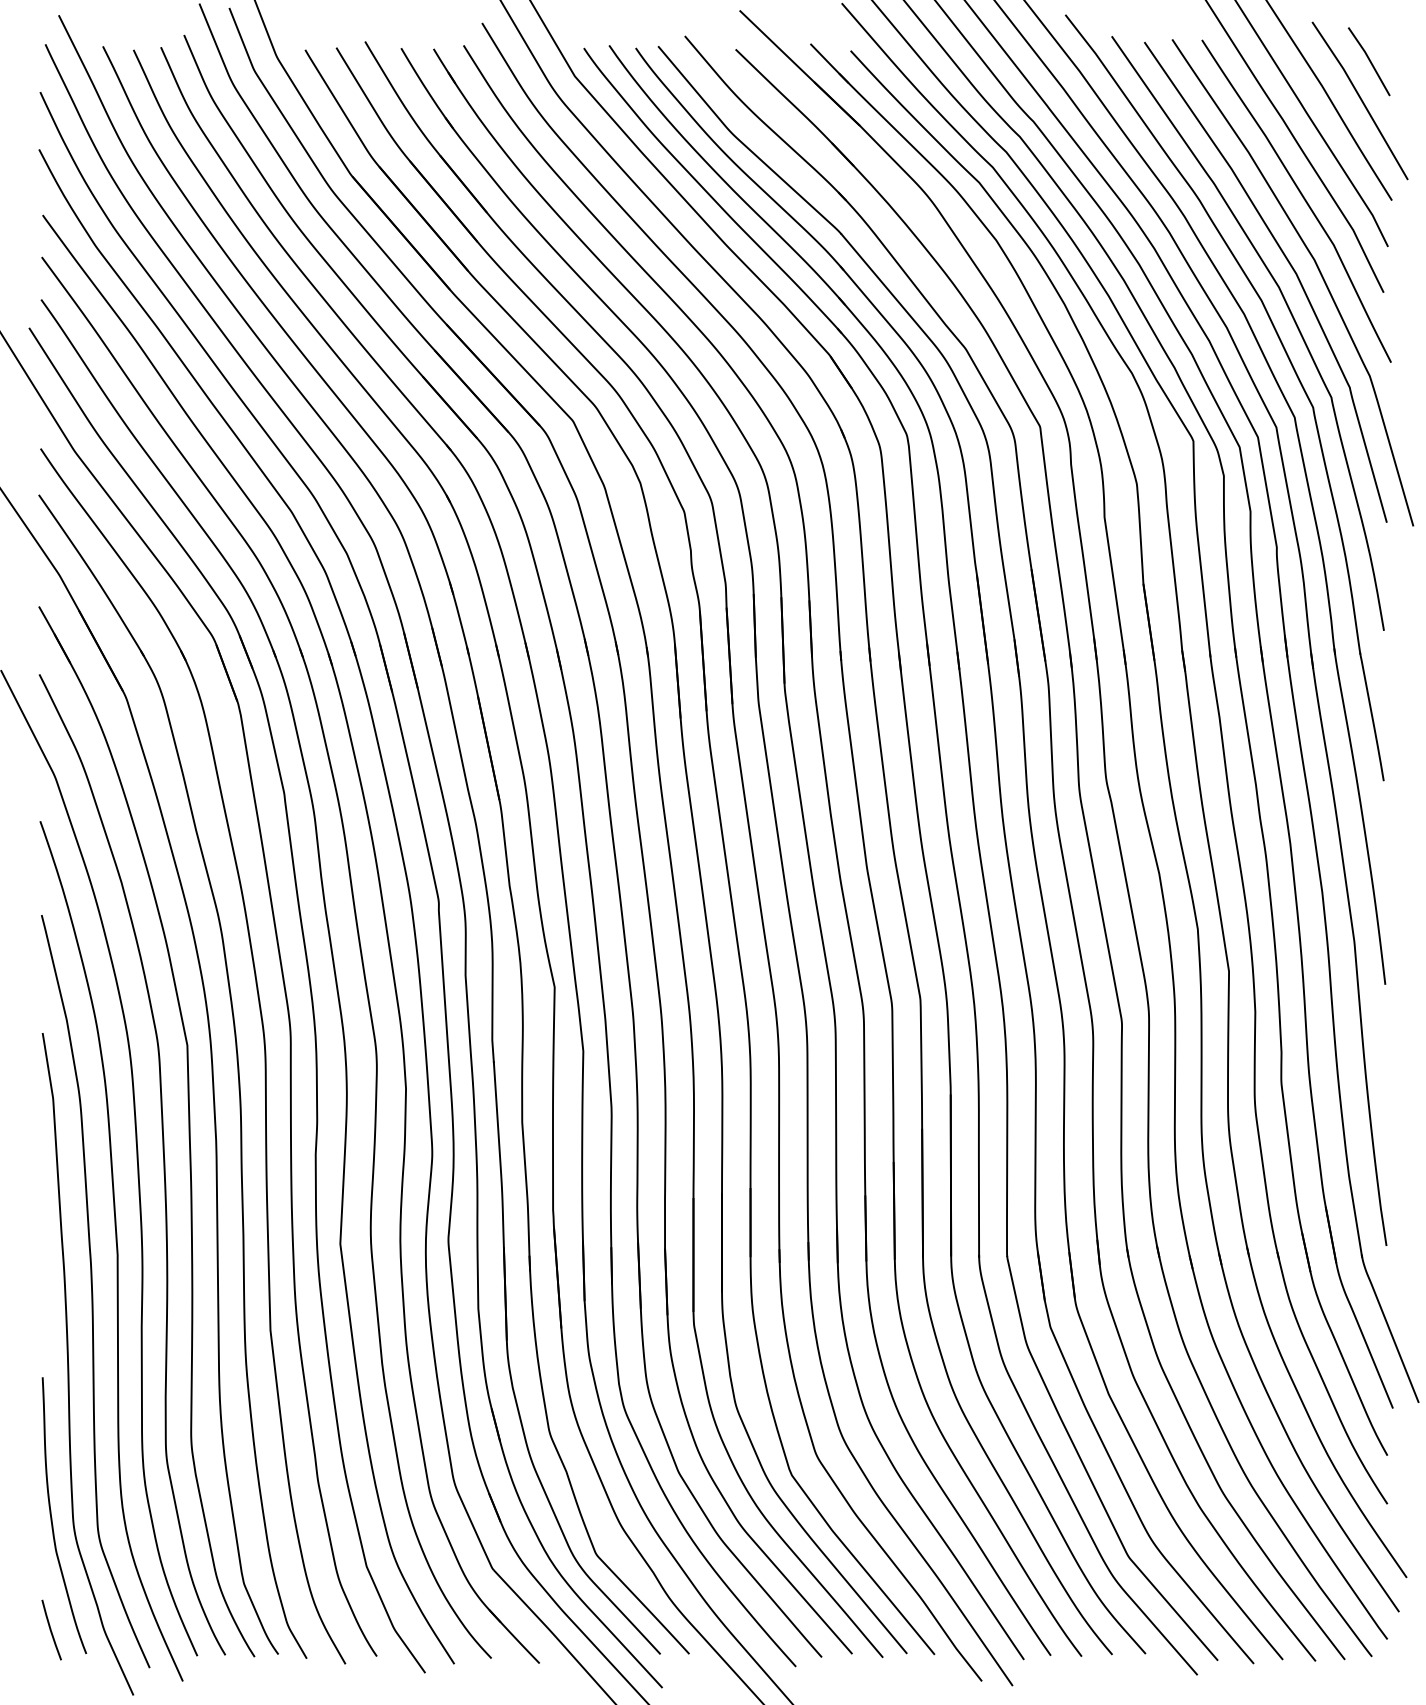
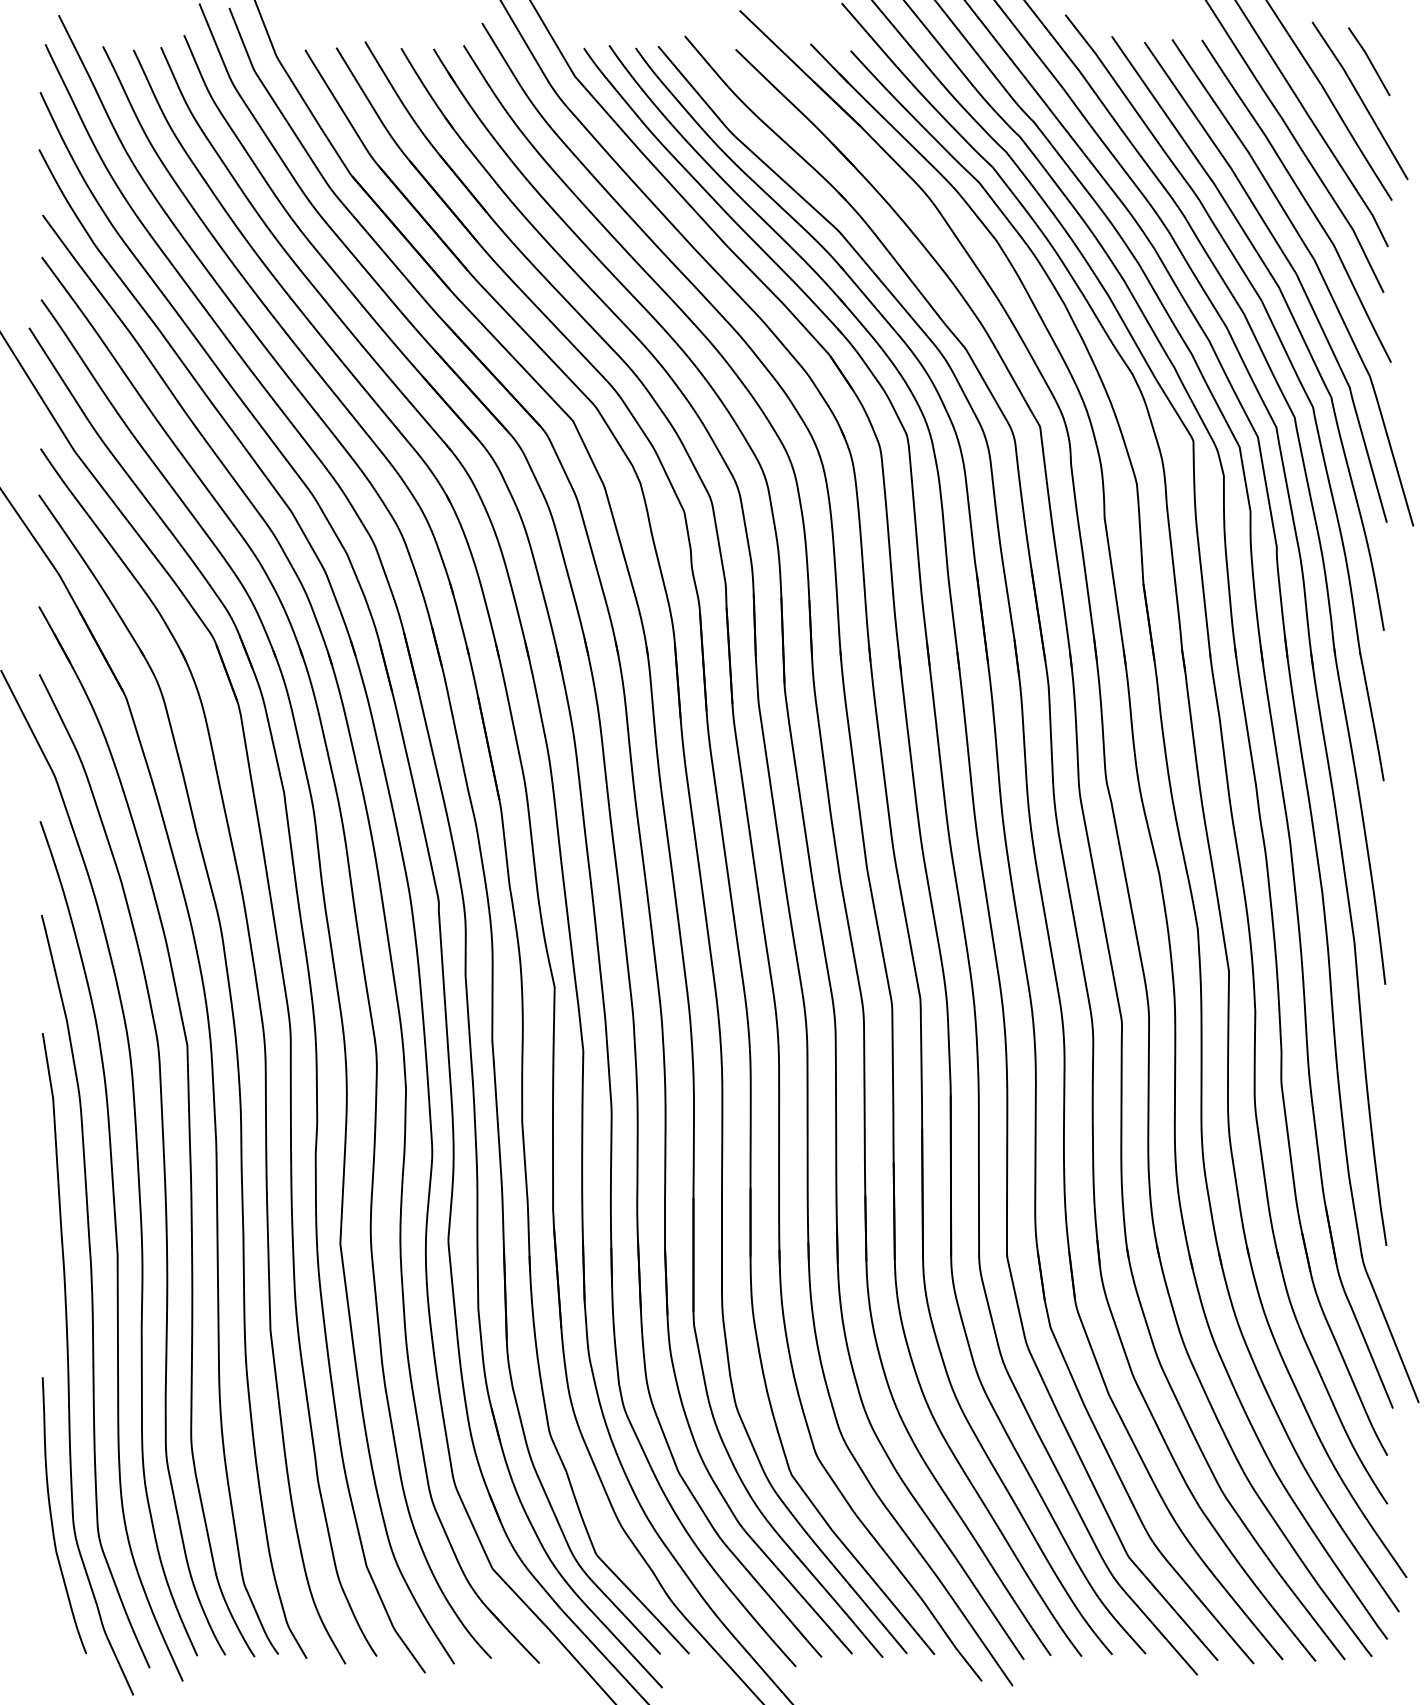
line: present -> none (51, 1629)
